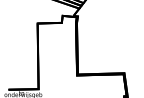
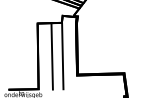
line: none -> present (51, 56)
line: none -> present (62, 56)
